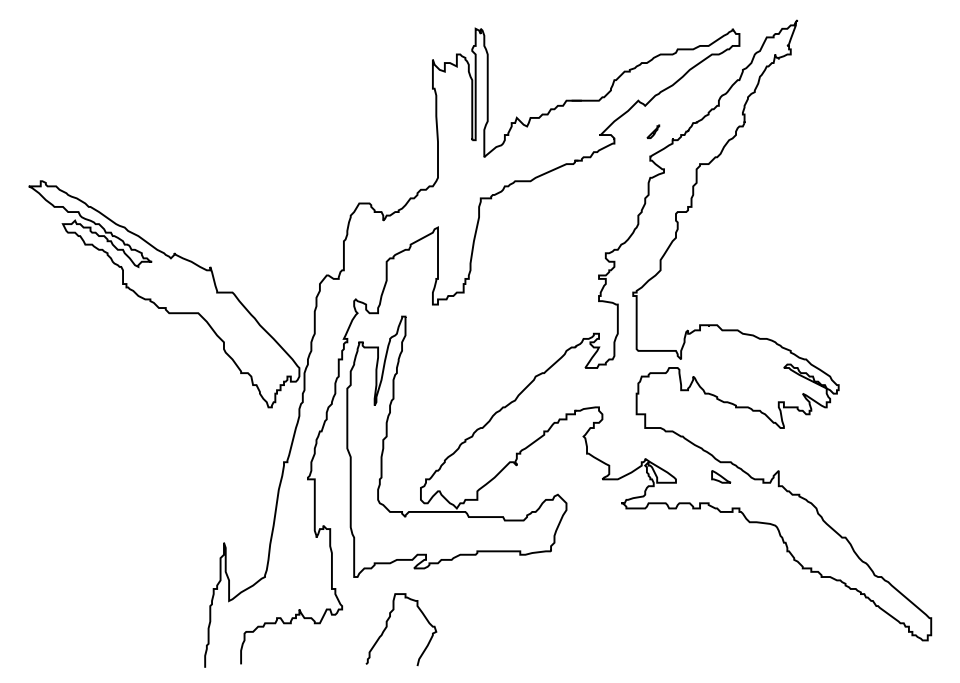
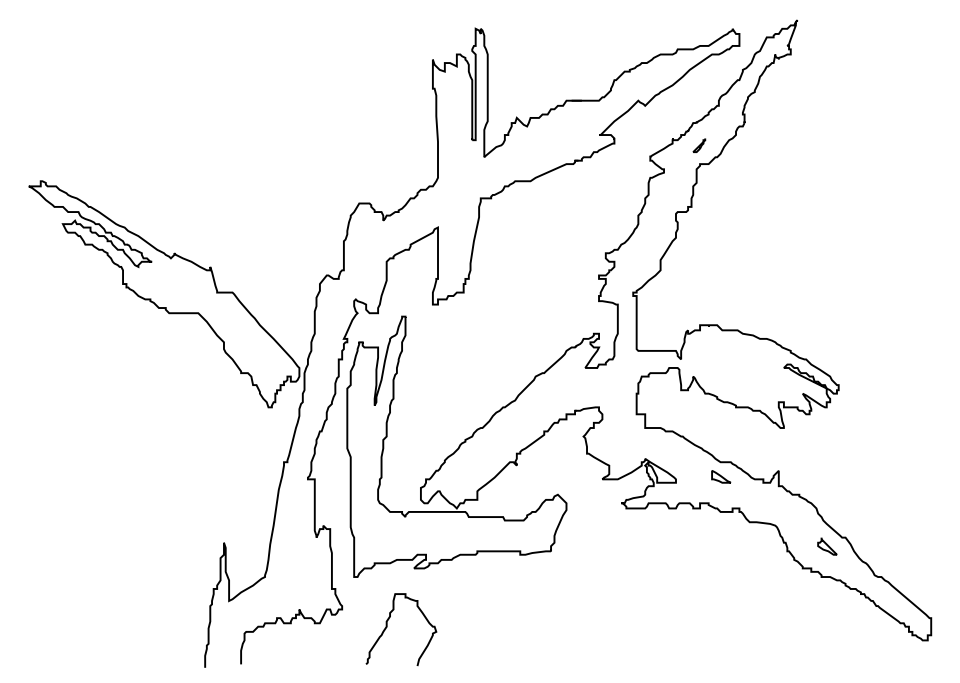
part position: (653, 131) -> (699, 145) (699, 145)
curve: none -> present (827, 546)
